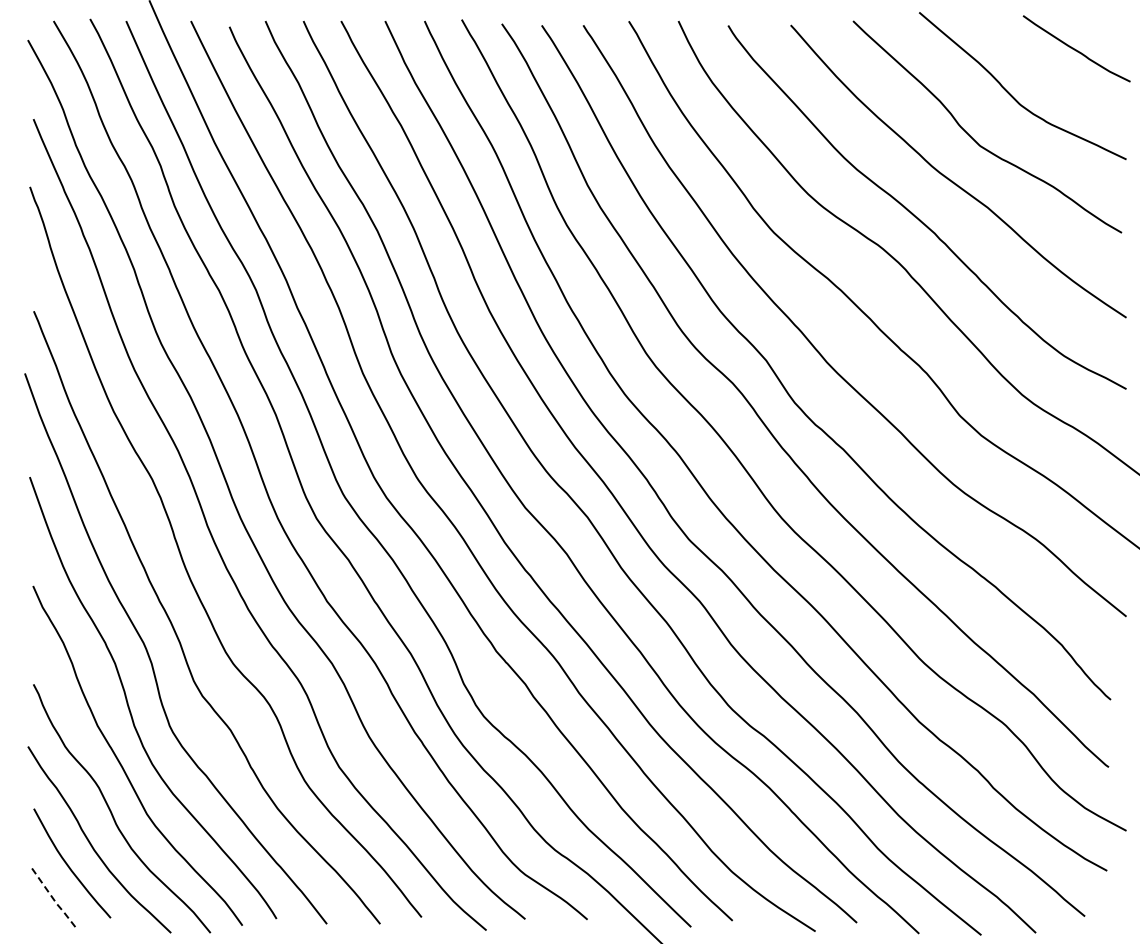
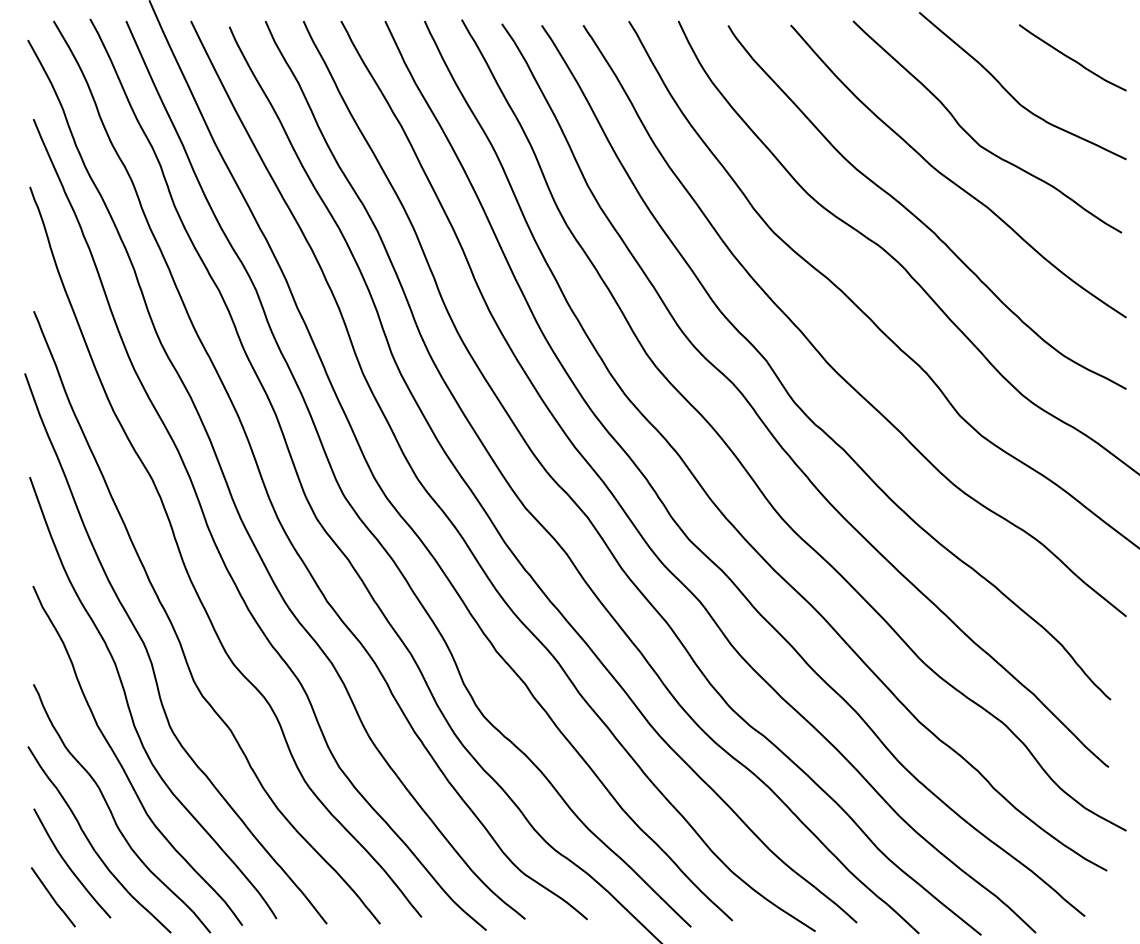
curve position: (1076, 49) -> (1072, 58) (1072, 58)
line: dashed -> solid (53, 898)
